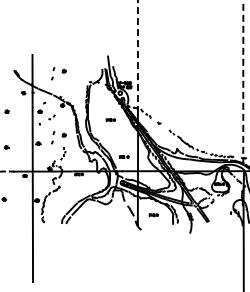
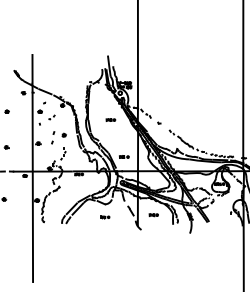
line: dashed -> solid (137, 54)
part: present -> none (58, 73)
line: dashed -> solid (243, 84)
part: none -> present (105, 217)
